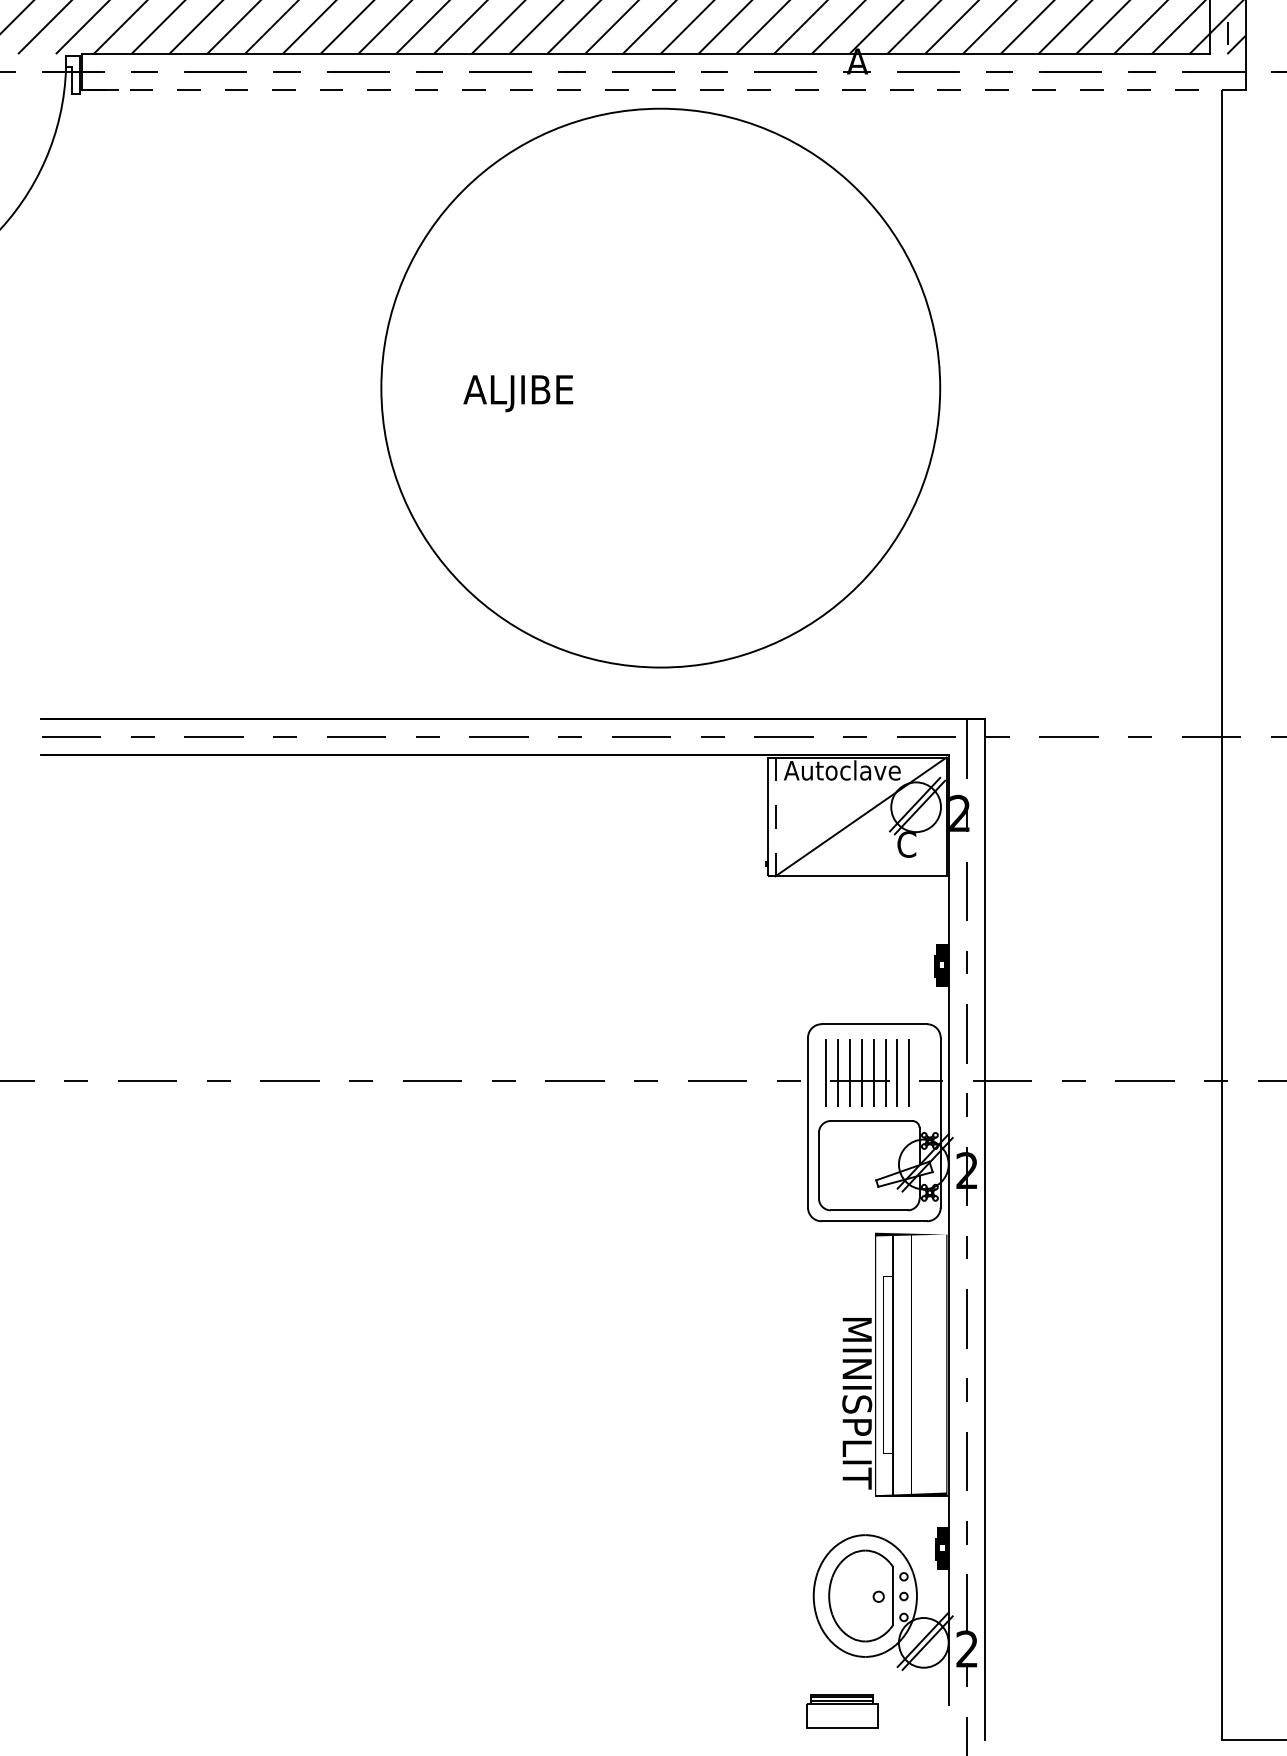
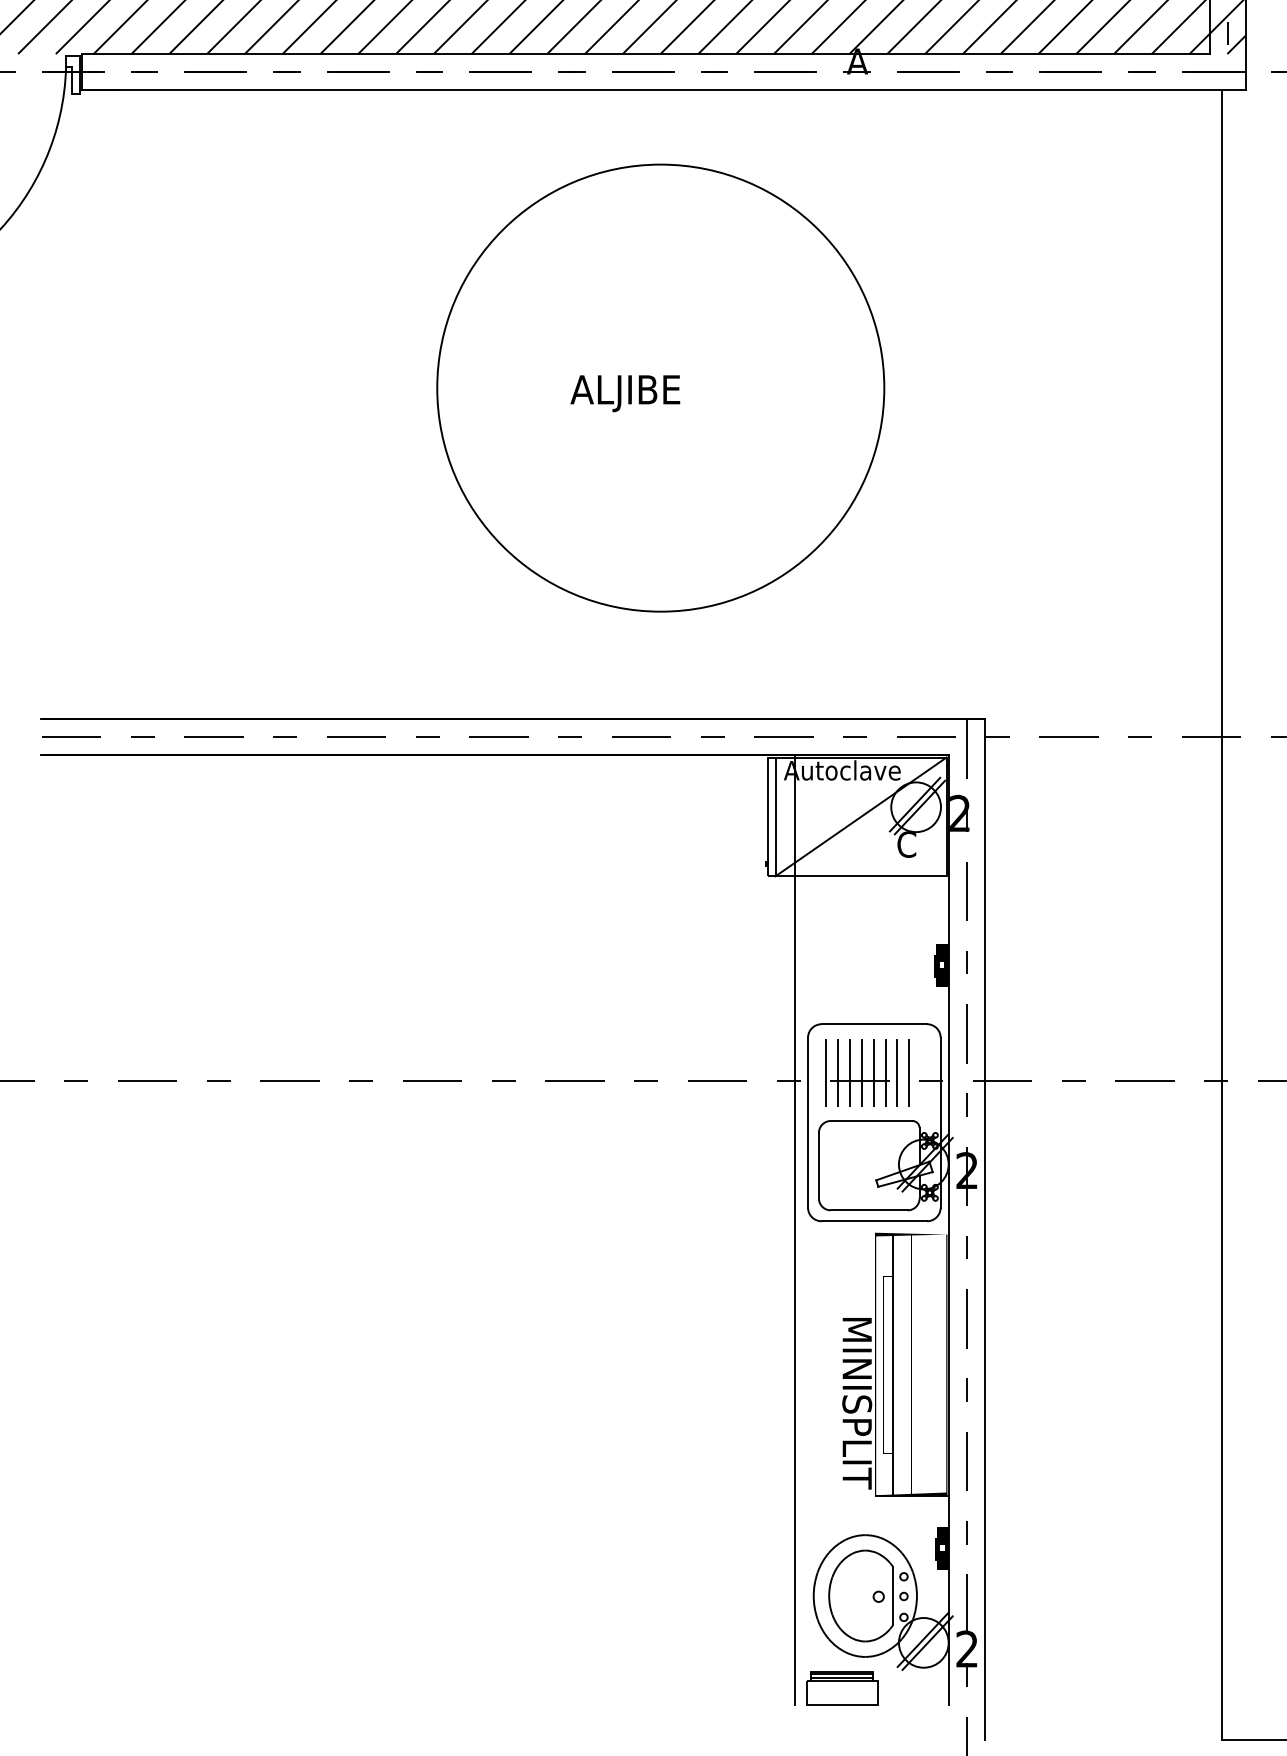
line: dashed -> solid (664, 89)
circle diameter: 559 px -> 447 px (660, 387)
text position: (518, 393) -> (625, 393) (625, 393)
line: dashed -> solid (775, 817)
line: none -> present (794, 1229)
part position: (842, 1711) -> (842, 1688) (842, 1688)
